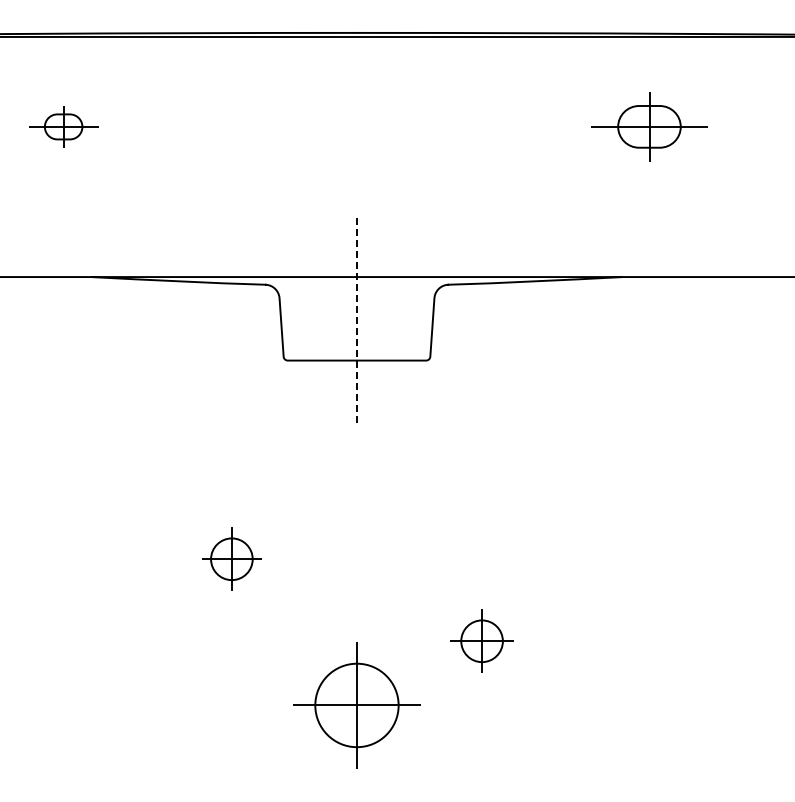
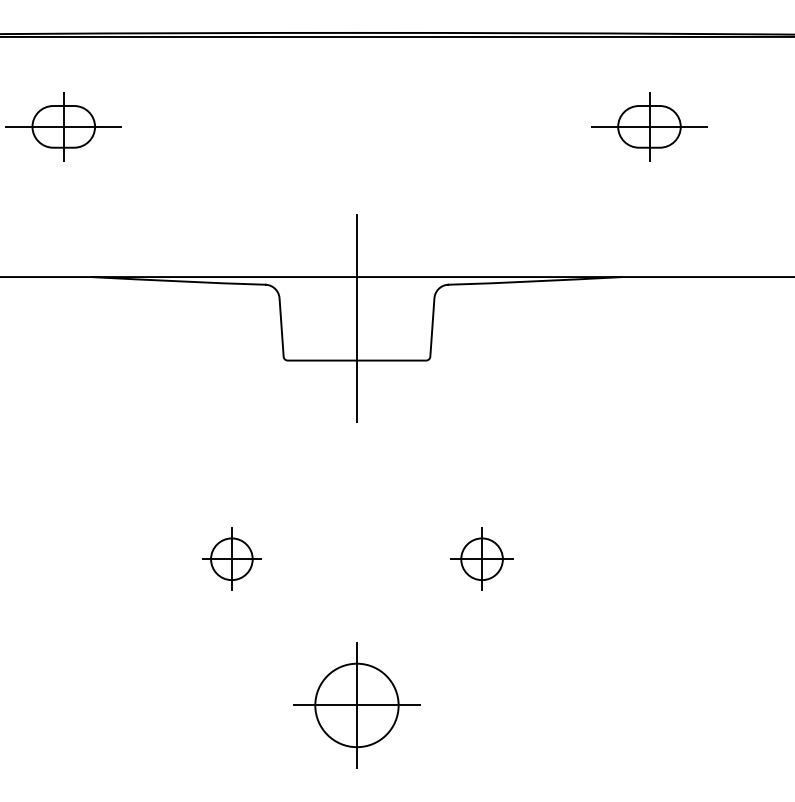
part size: 70x42 px -> 117x70 px (63, 126)
line: dashed -> solid (357, 319)
part position: (481, 640) -> (481, 558) (481, 558)
